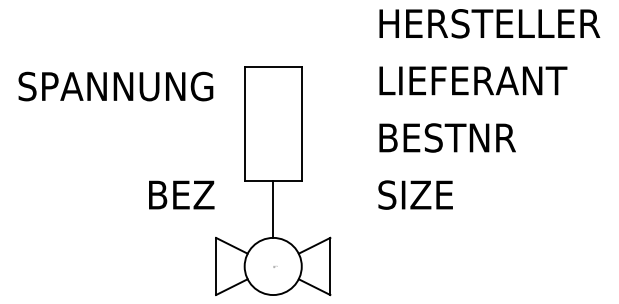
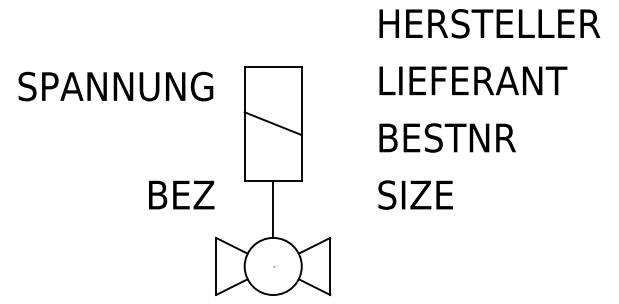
line: none -> present (272, 123)
